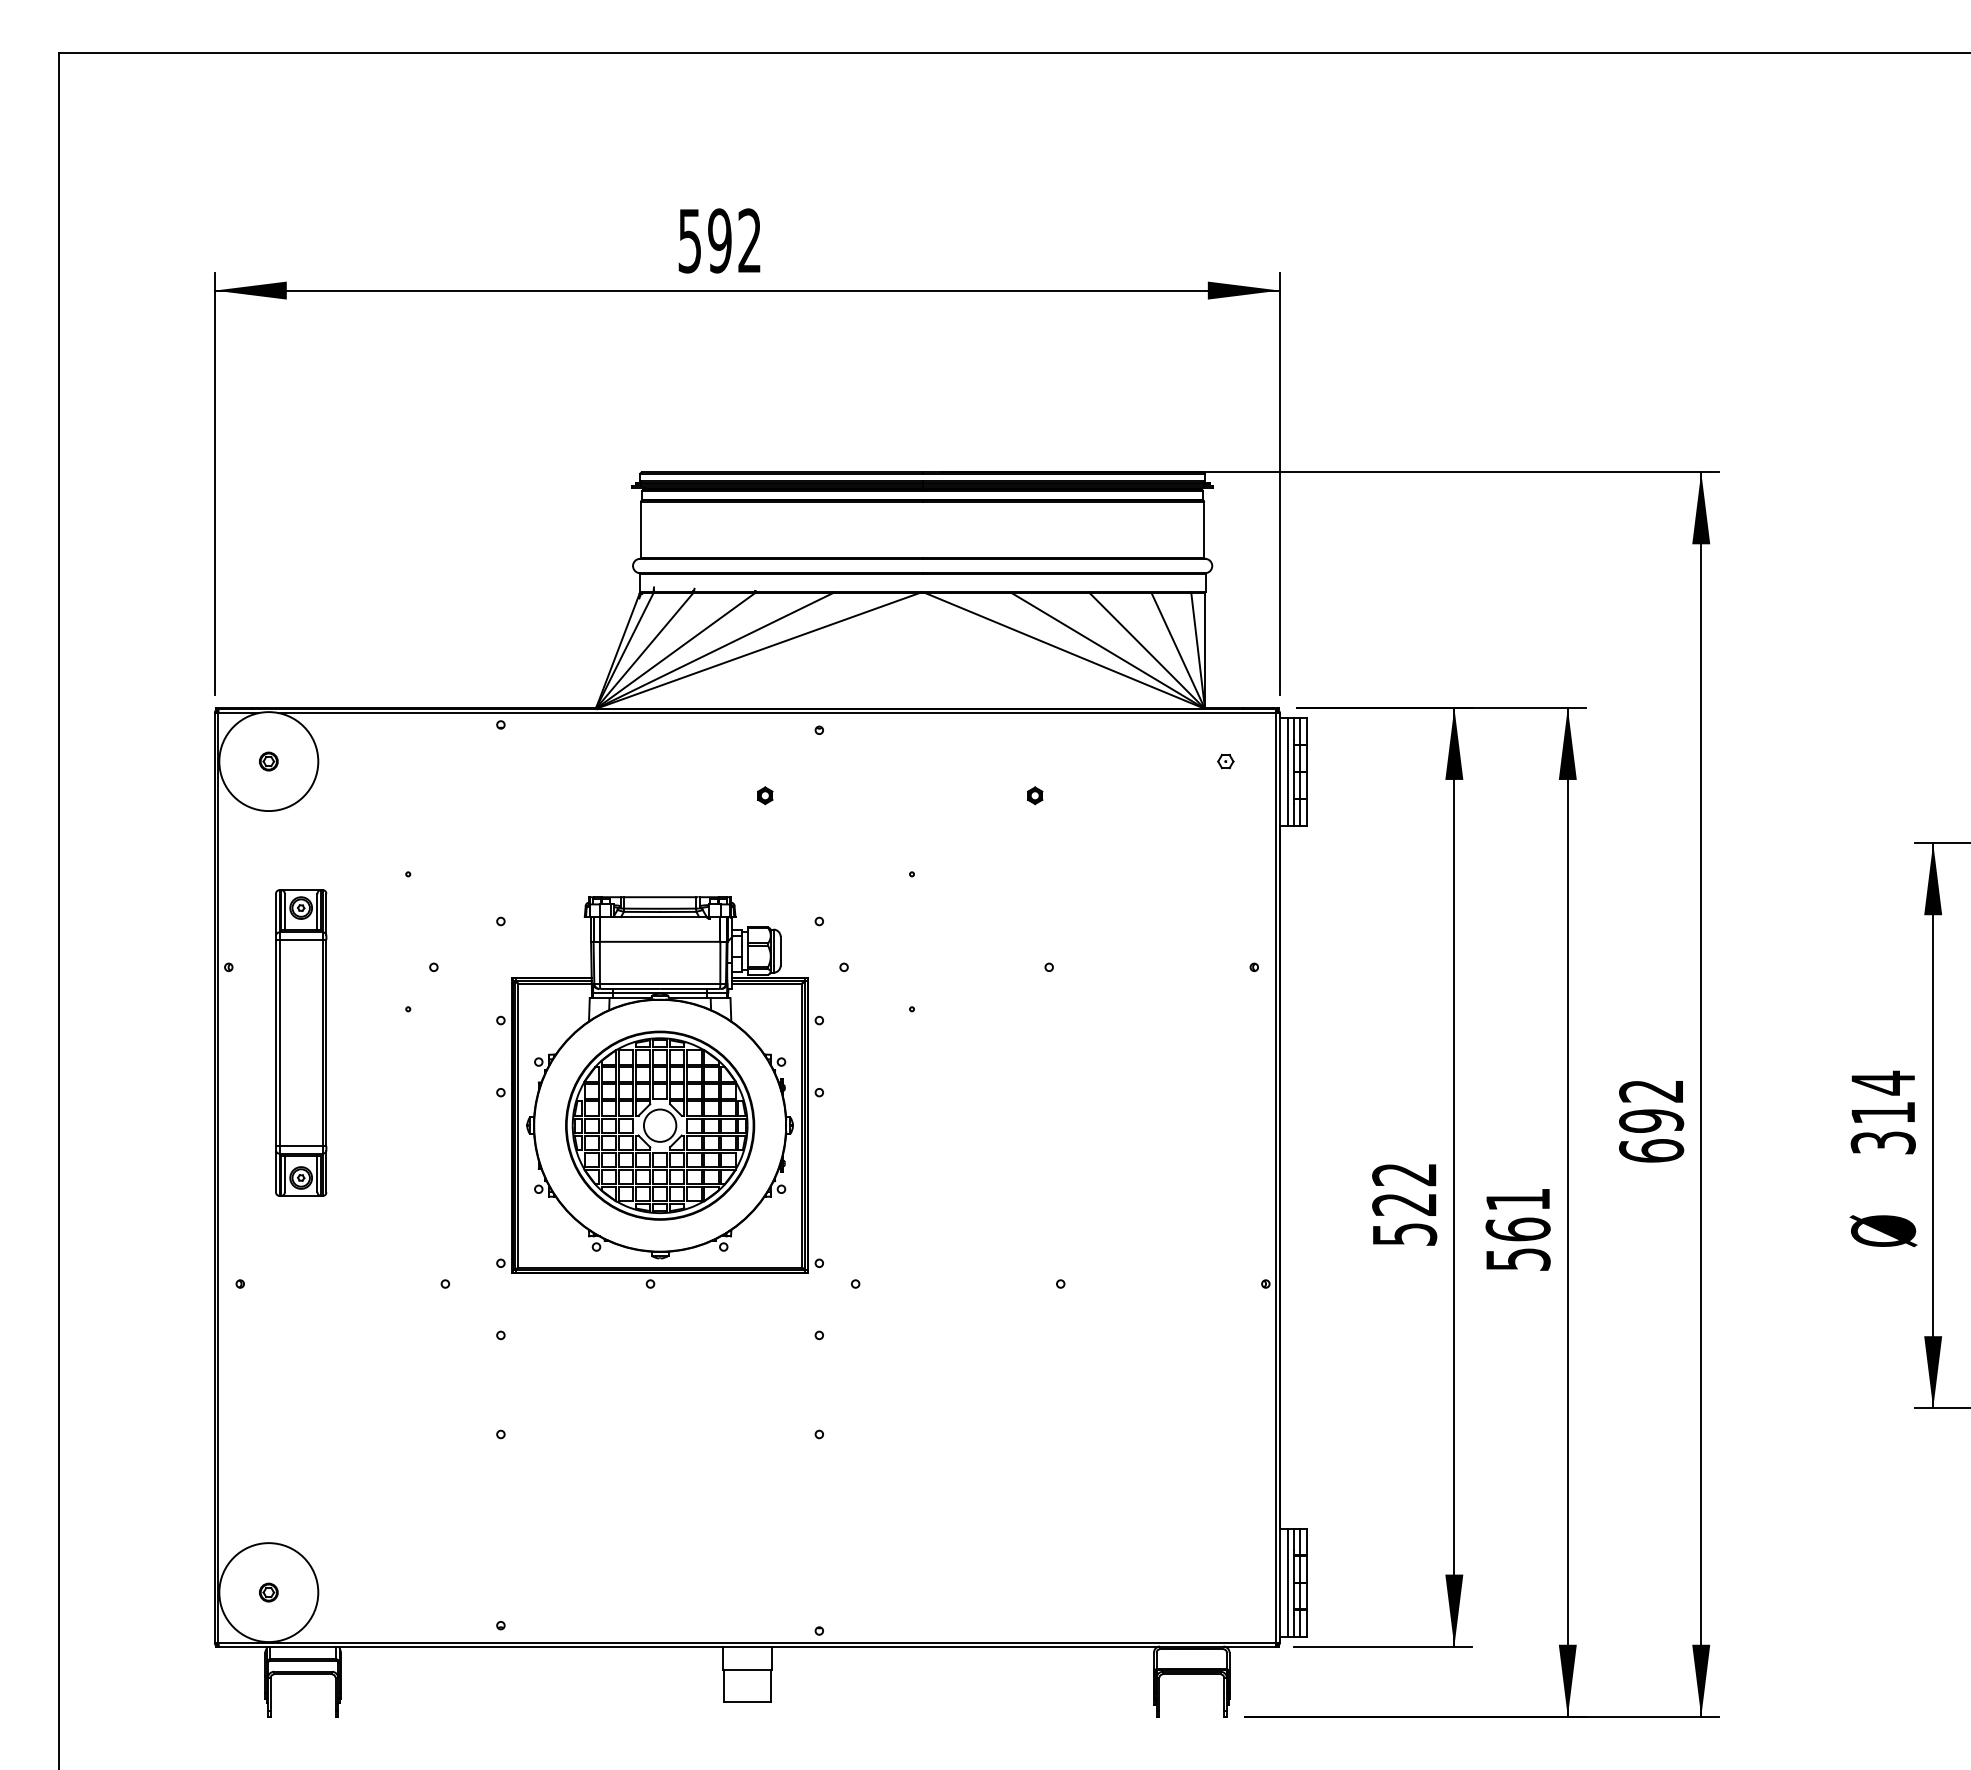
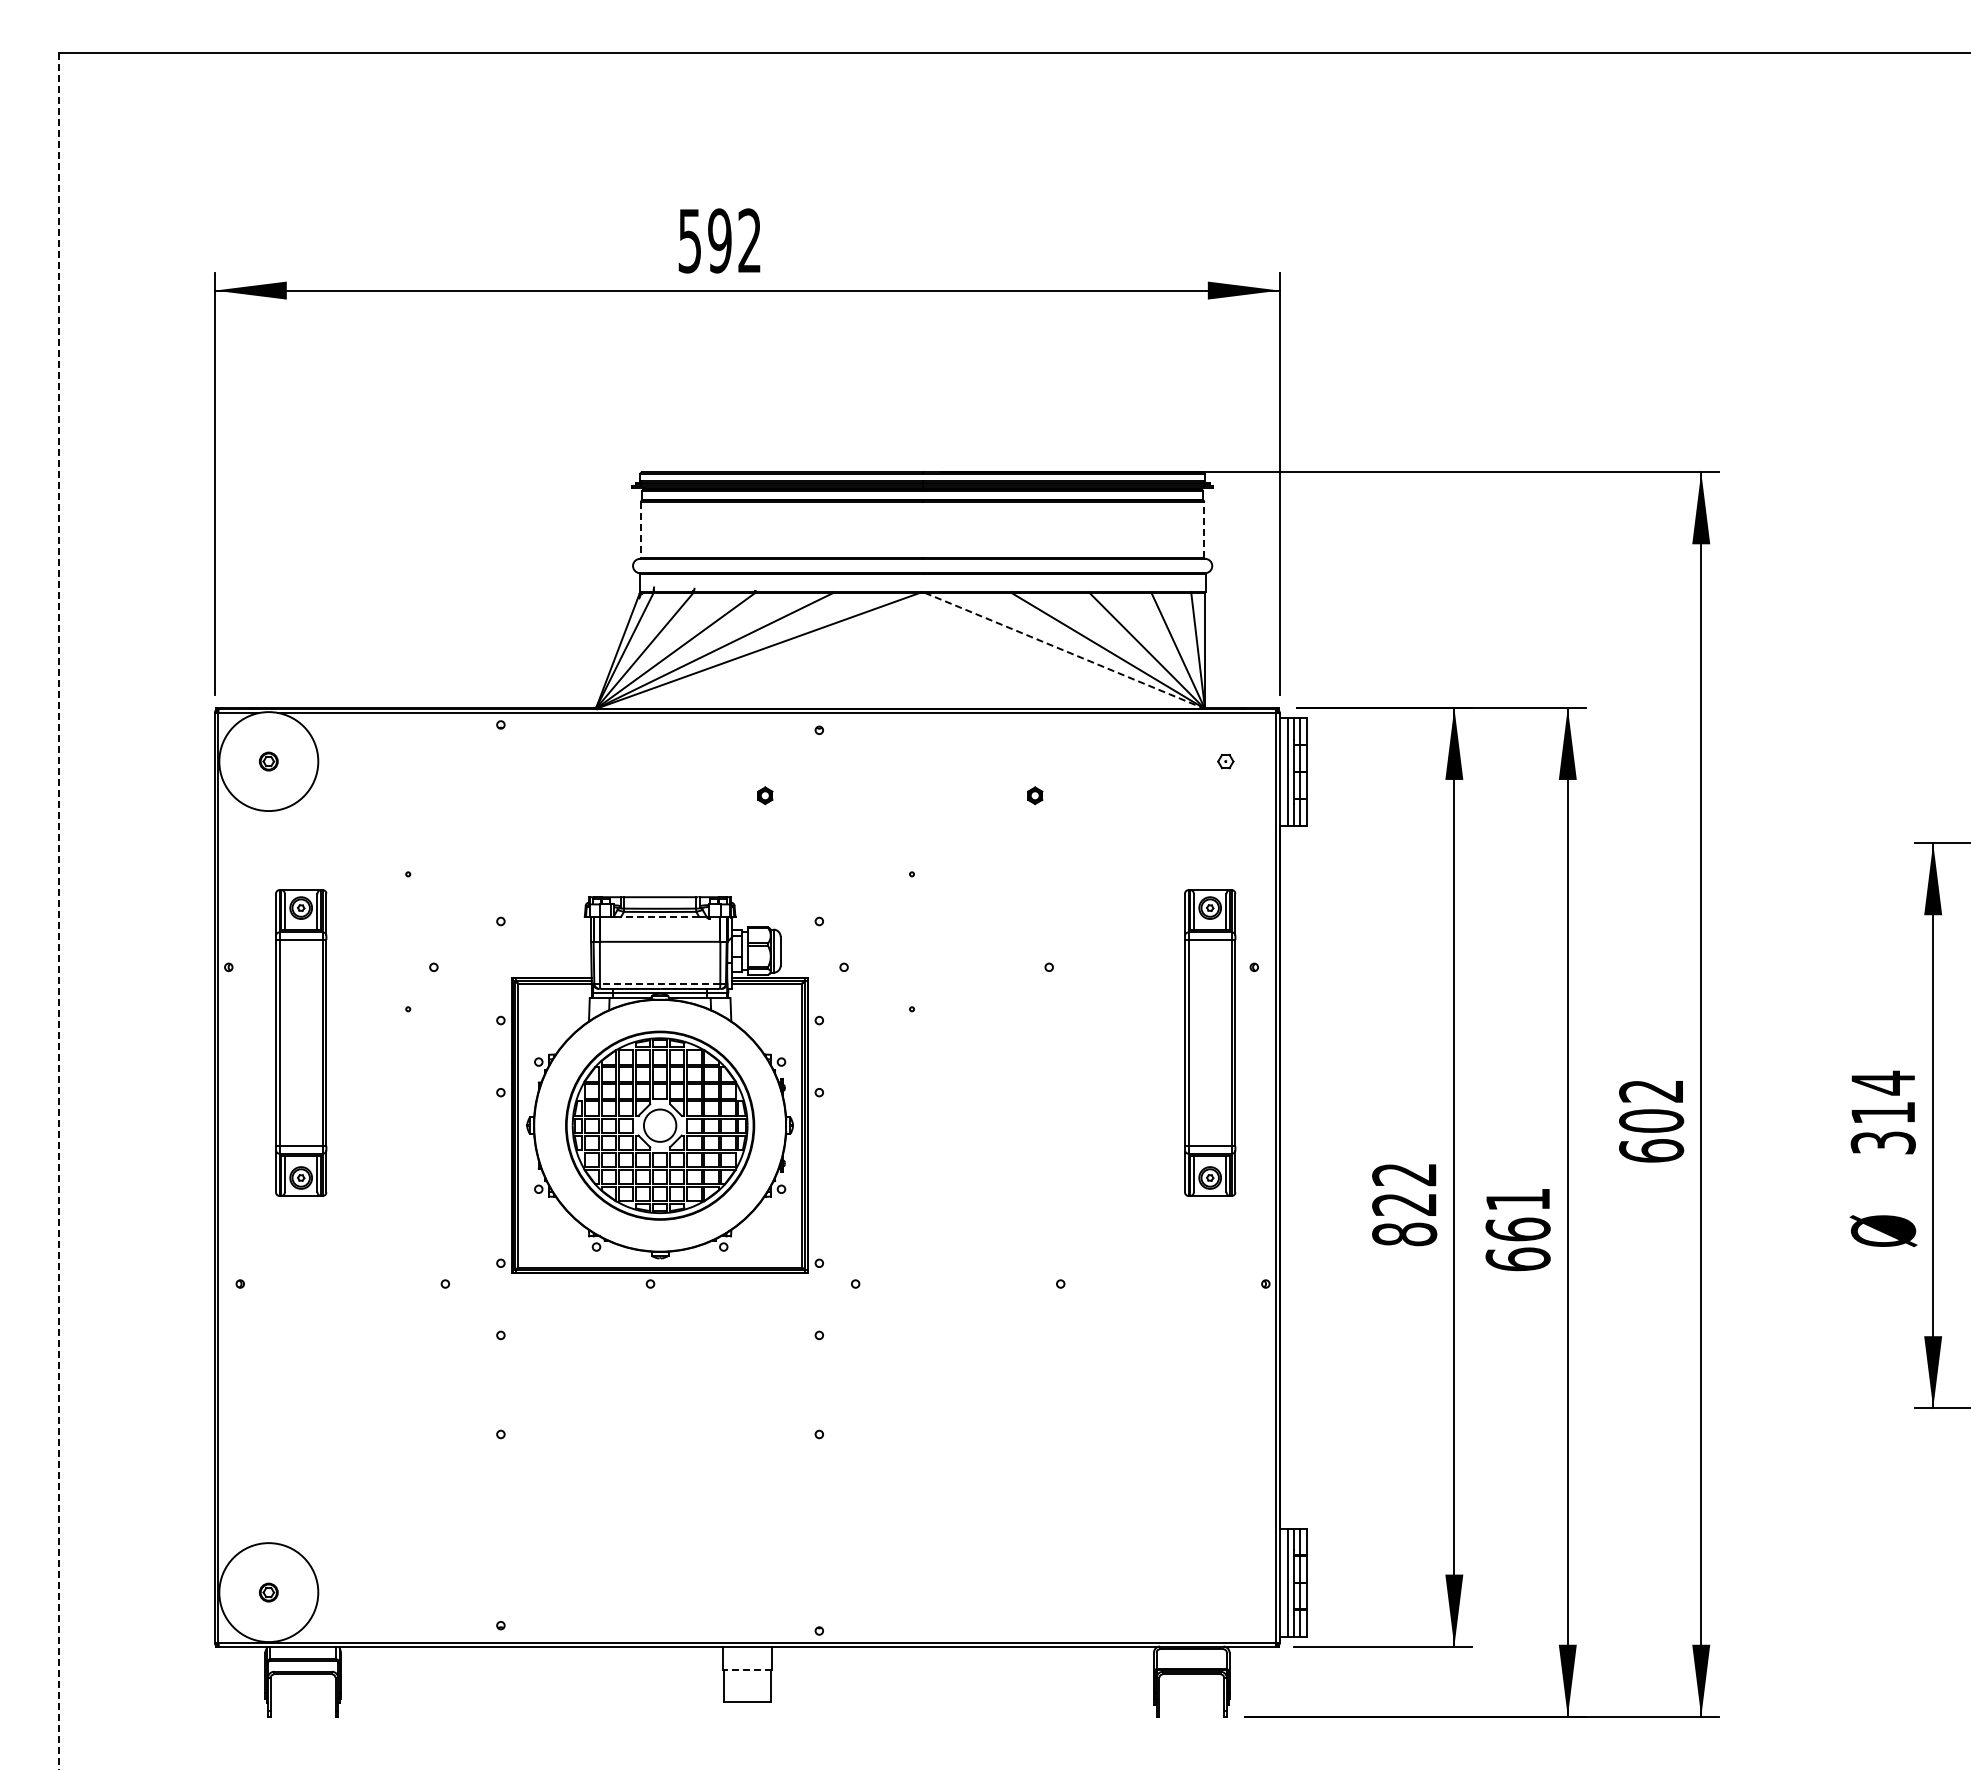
line: solid -> dashed (1204, 529)
line: solid -> dashed (641, 530)
line: solid -> dashed (1063, 650)
line: solid -> dashed (59, 912)
line: solid -> dashed (659, 917)
line: solid -> dashed (659, 983)
part: none -> present (1210, 1042)
text: 692 -> 602 (1651, 1120)
text: 522 -> 822 (1404, 1234)
text: 561 -> 661 (1517, 1259)
line: solid -> dashed (746, 1669)
